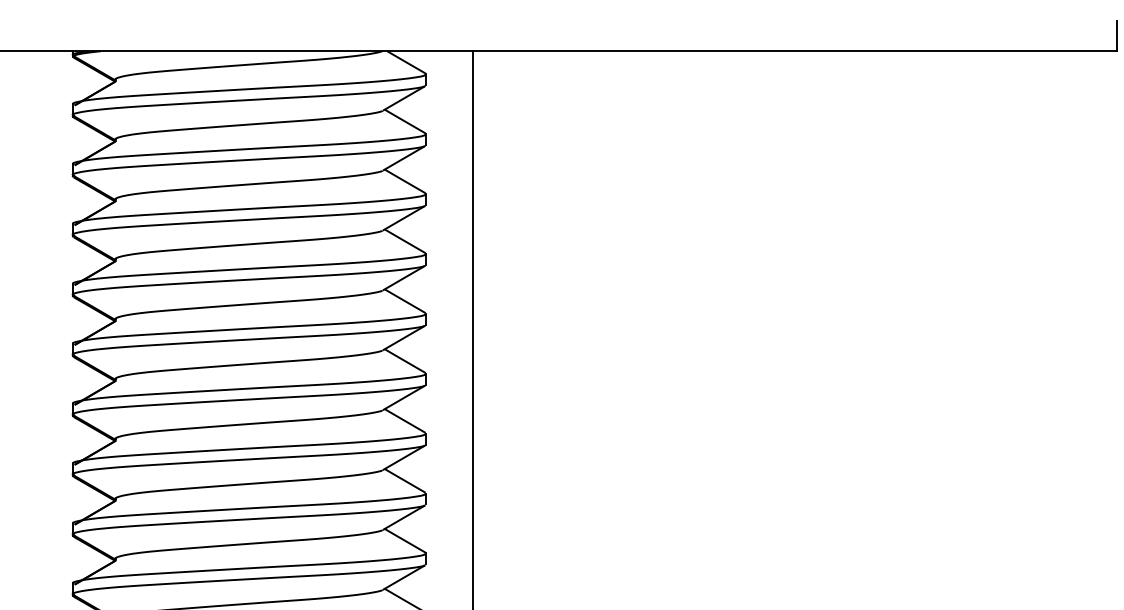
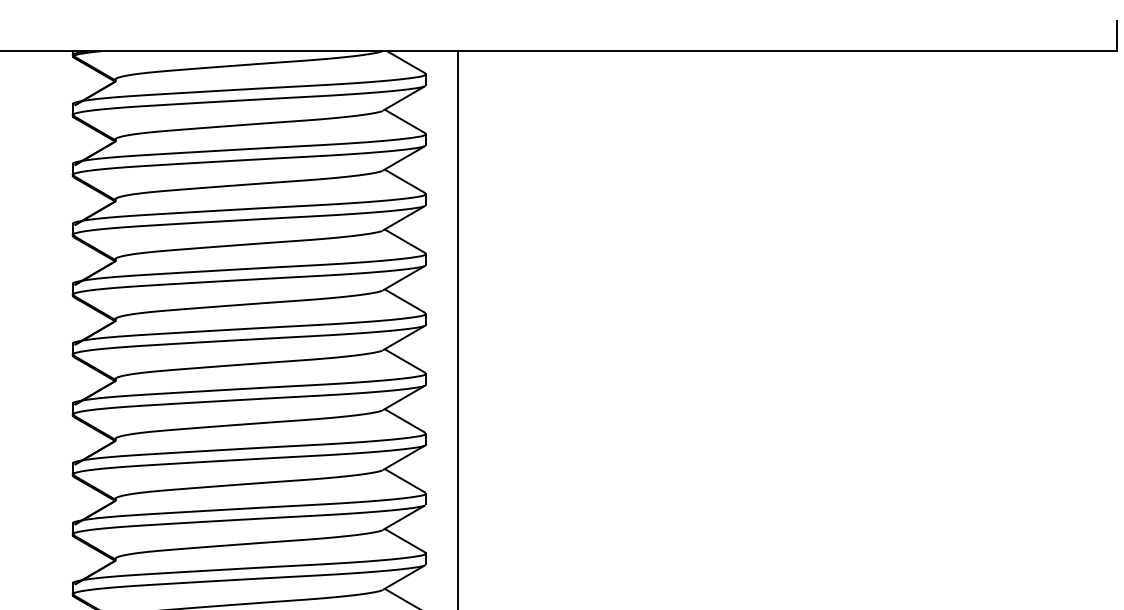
line position: (472, 328) -> (457, 328) (457, 328)
